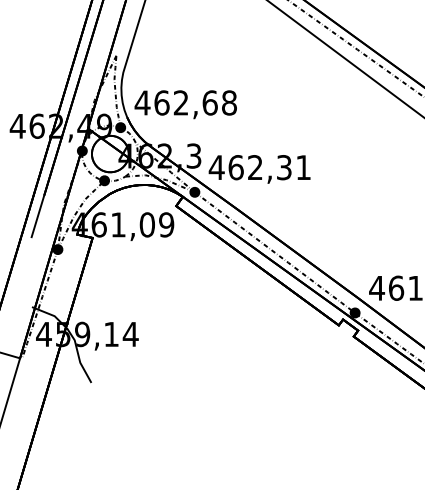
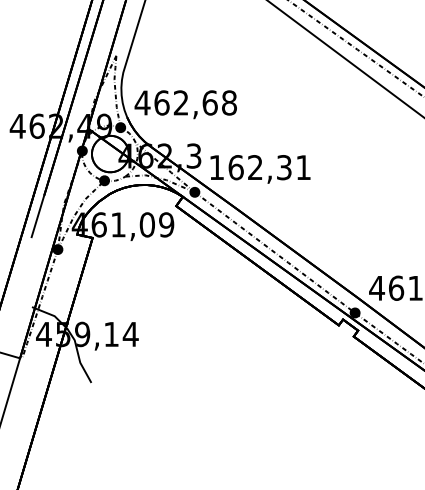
text: 462,31 -> 162,31 (216, 167)
